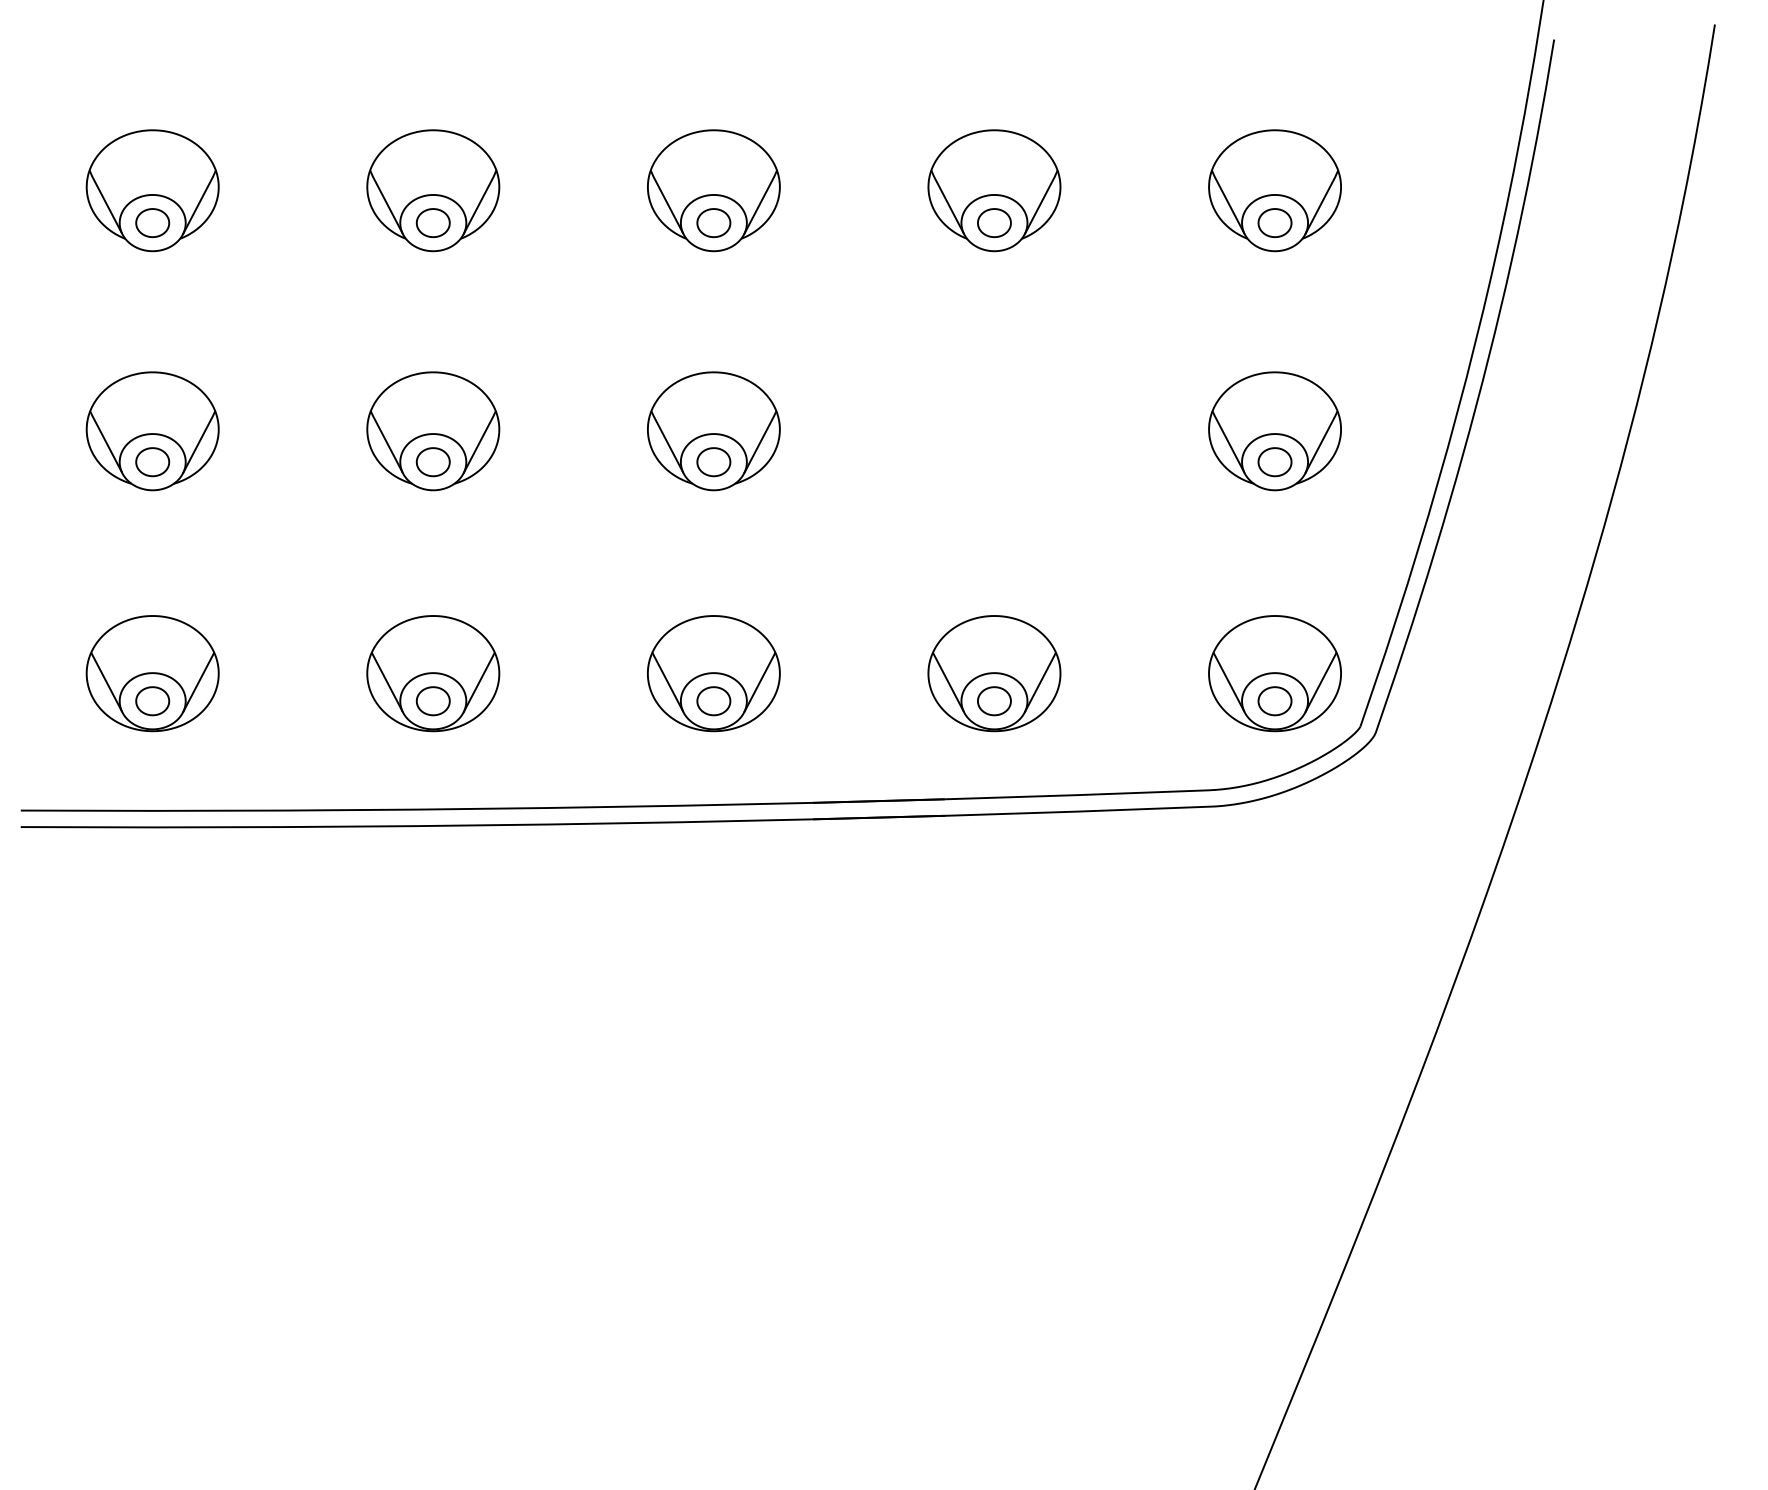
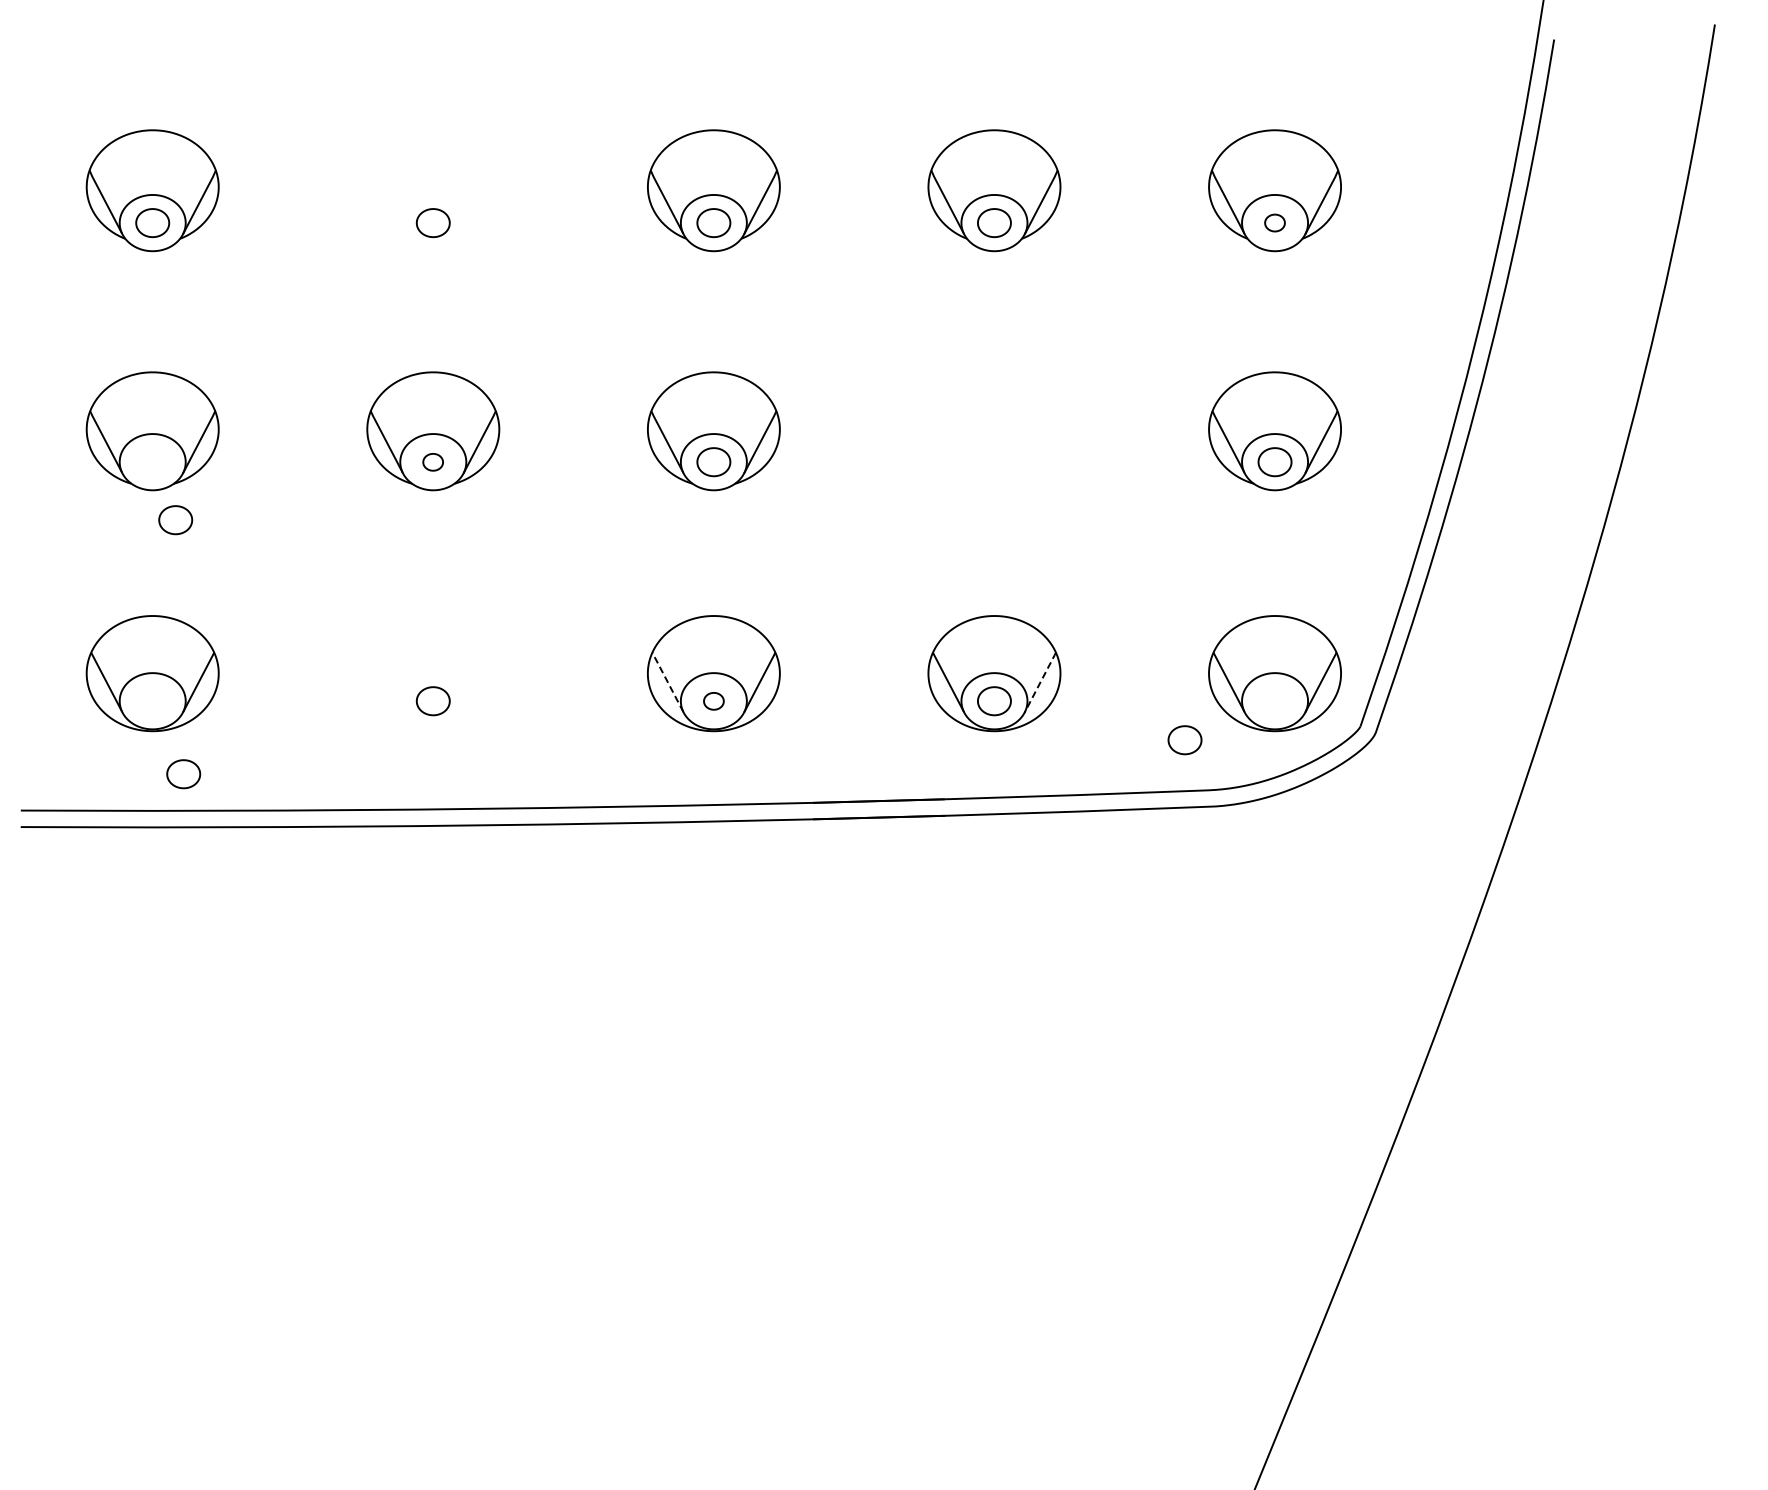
part: present -> none (433, 190)
part size: 36x30 px -> 22x20 px (1274, 222)
part position: (152, 462) -> (175, 520) (175, 520)
part size: 36x31 px -> 22x19 px (432, 462)
part: present -> none (433, 673)
line: solid -> dashed (667, 681)
line: solid -> dashed (1040, 682)
part position: (152, 701) -> (183, 774) (183, 774)
part size: 36x31 px -> 22x19 px (713, 701)
part position: (1274, 701) -> (1184, 740) (1184, 740)
